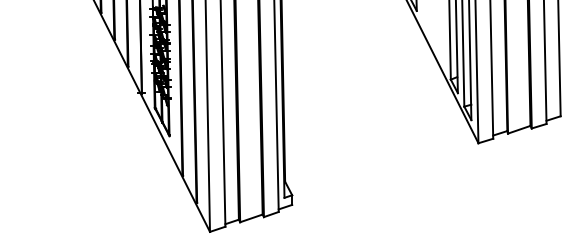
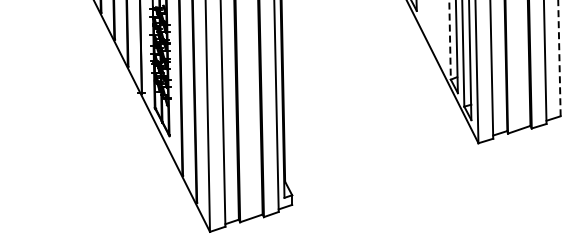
line: solid -> dashed (450, 40)
line: solid -> dashed (559, 58)
